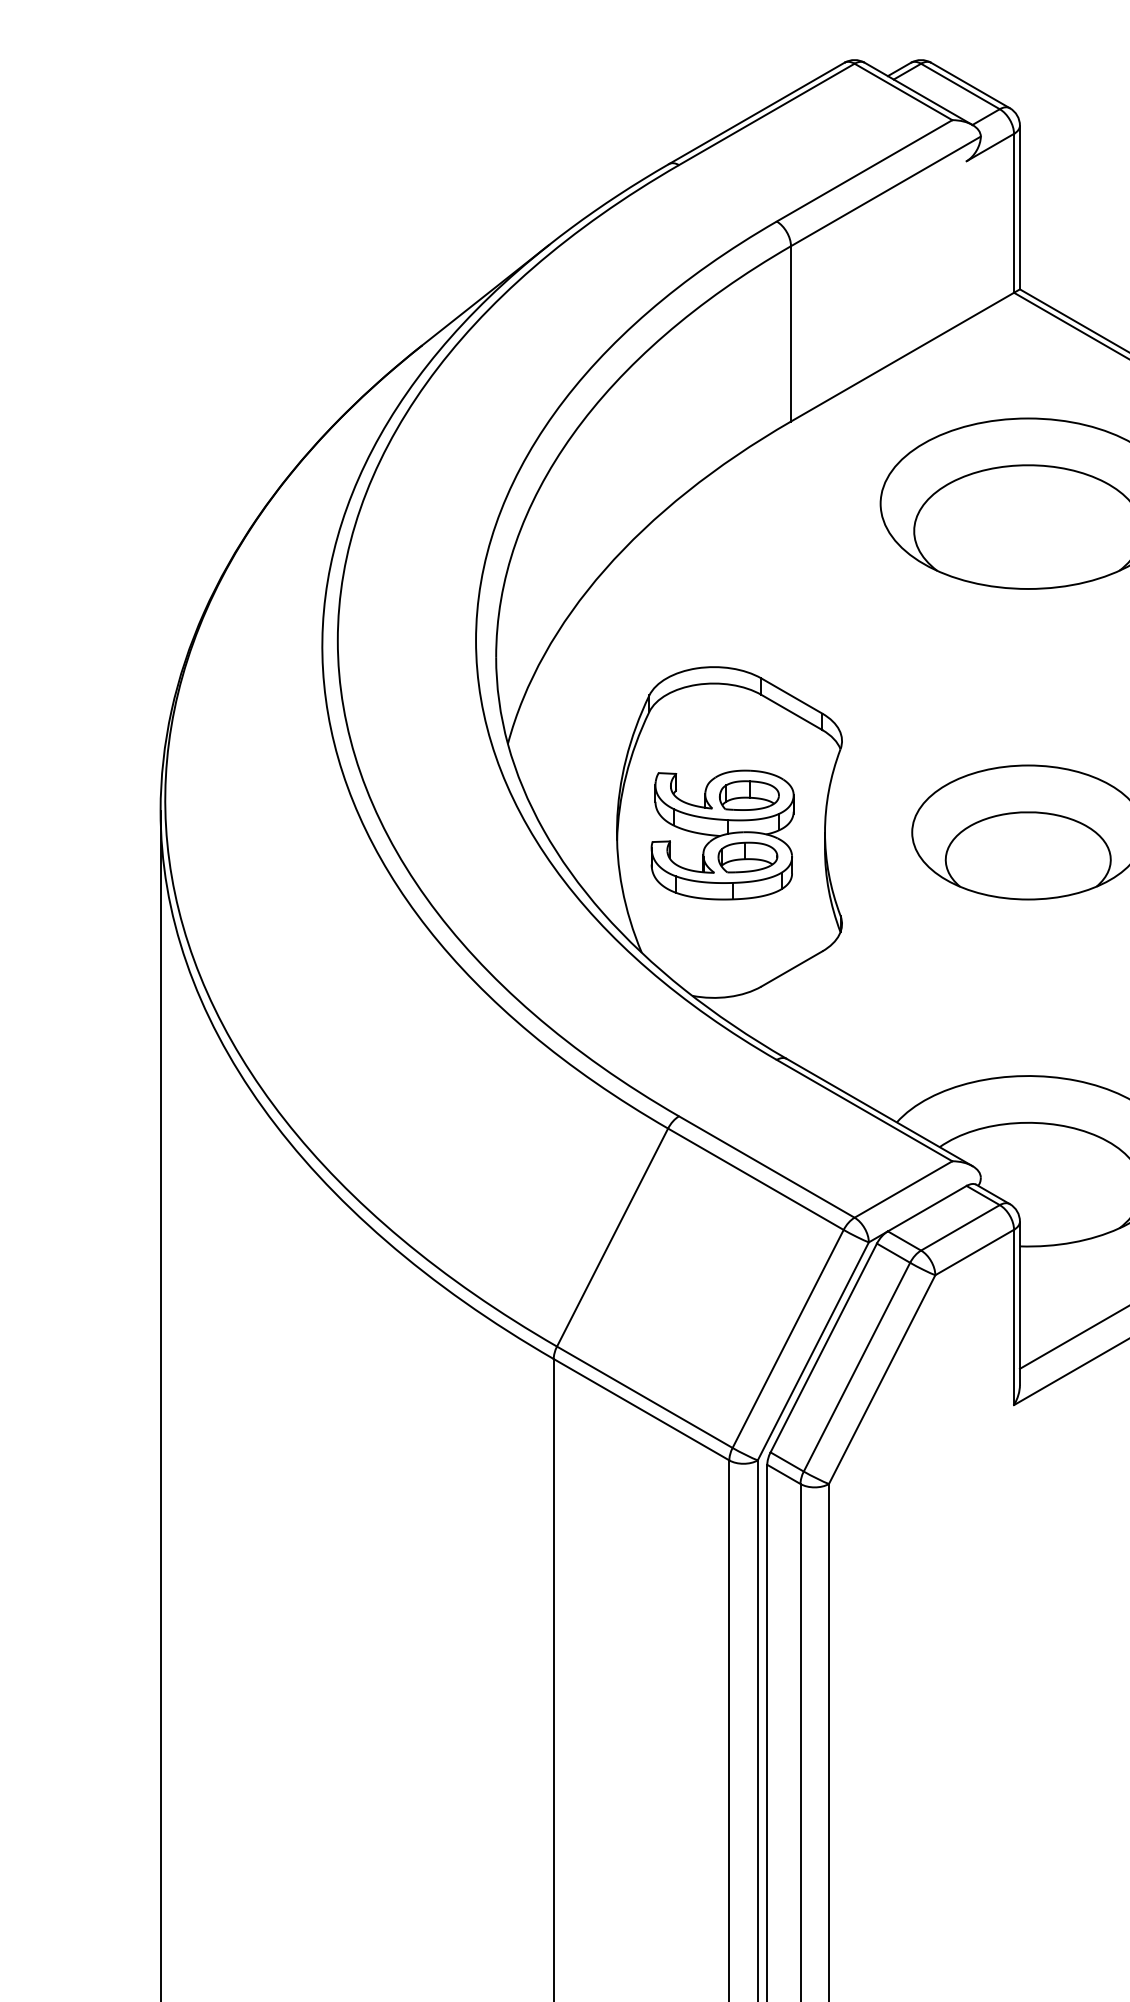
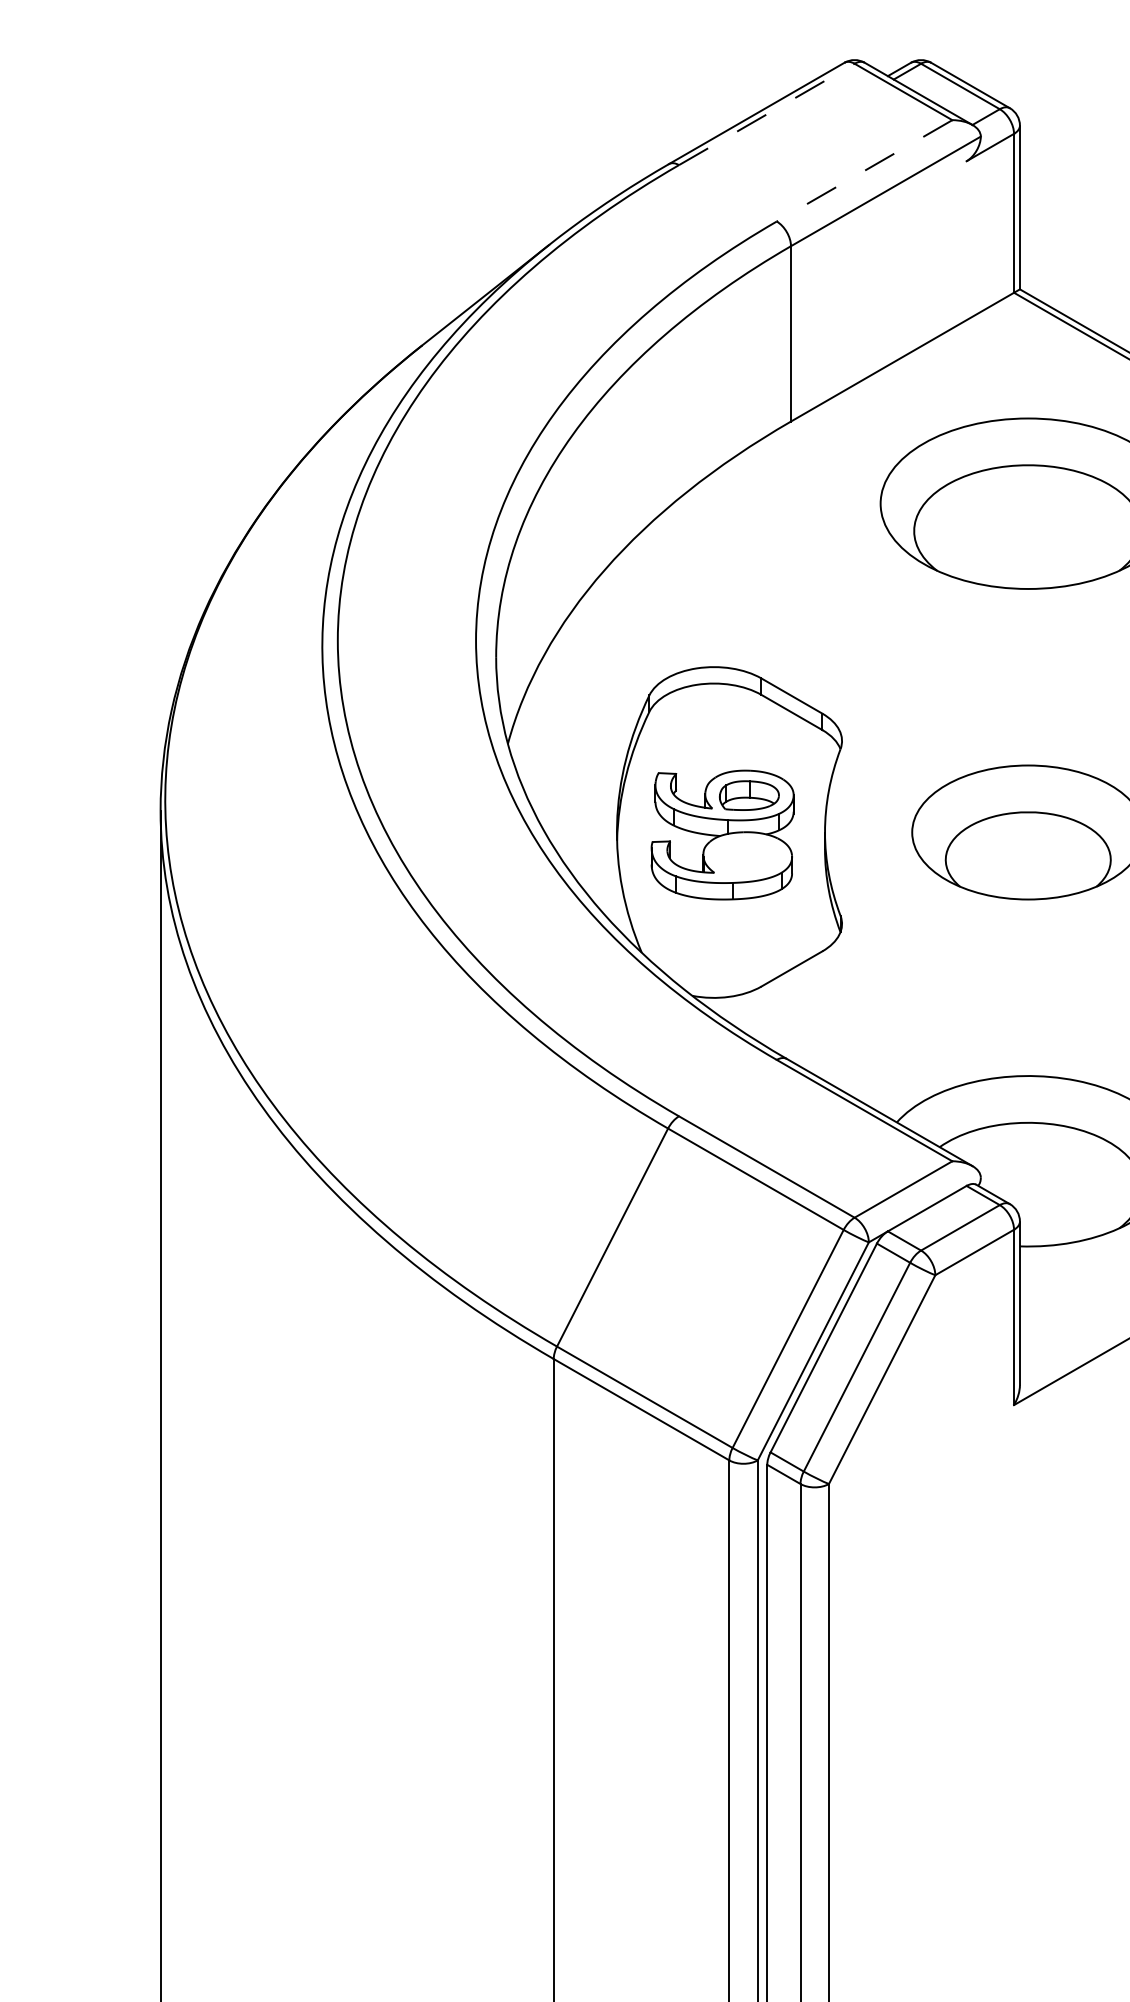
line: solid -> dashed (767, 114)
line: solid -> dashed (864, 171)
part: present -> none (747, 857)
line: present -> none (1072, 1337)
